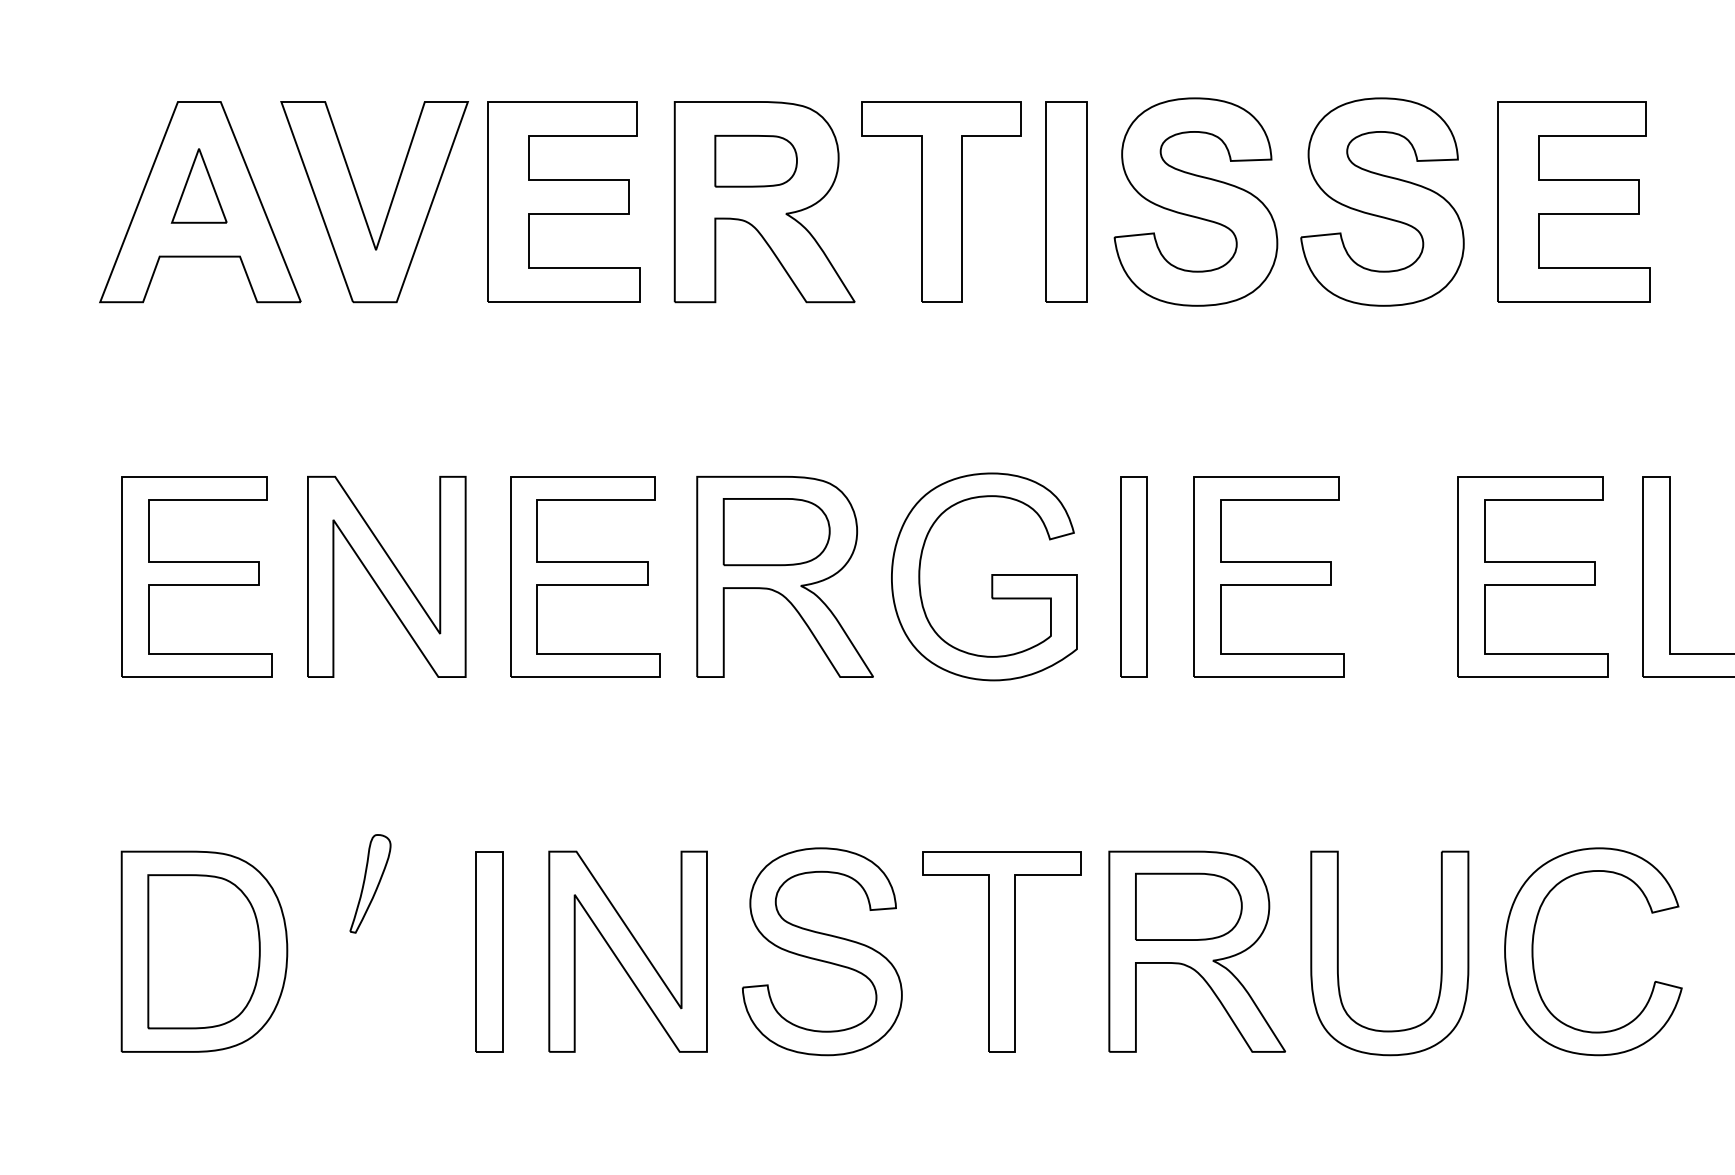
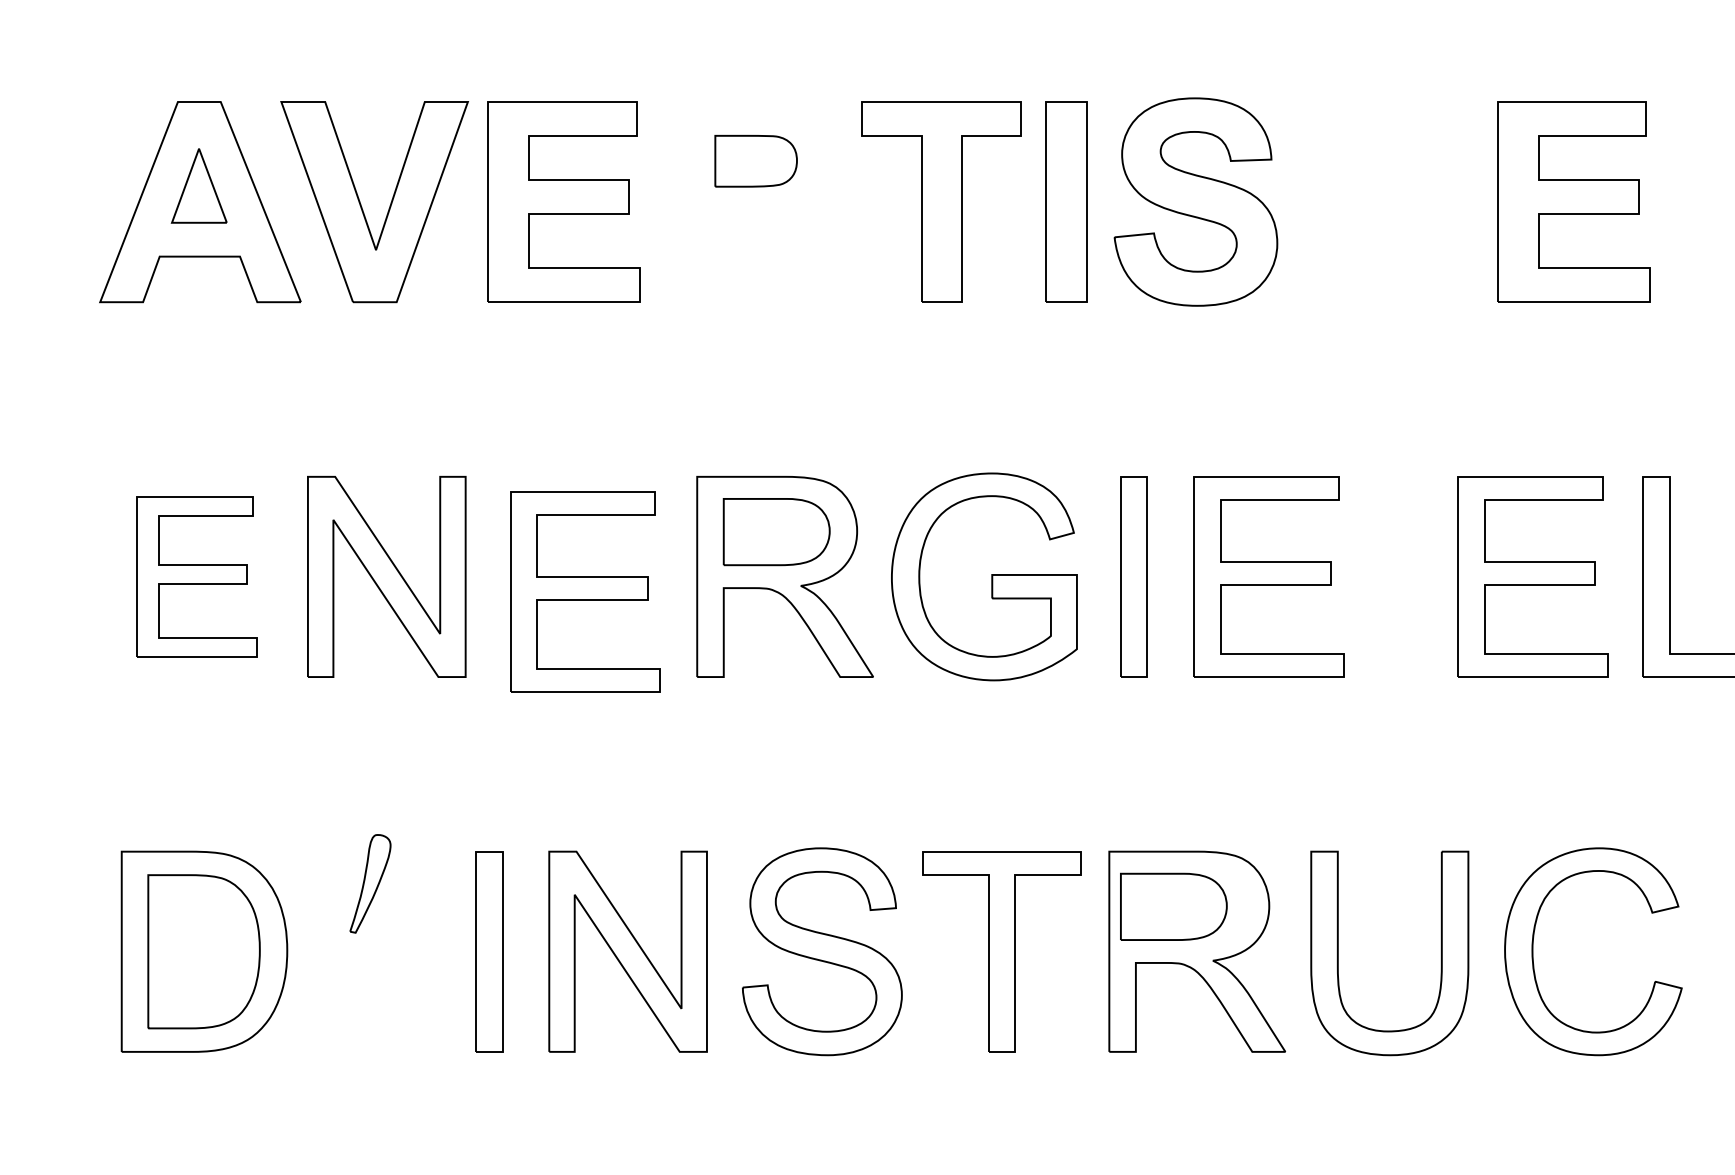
part: present -> none (1382, 201)
part: present -> none (764, 202)
part size: 152x202 px -> 122x162 px (196, 576)
part position: (585, 576) -> (585, 591) (585, 591)
part position: (1188, 906) -> (1173, 906) (1173, 906)
